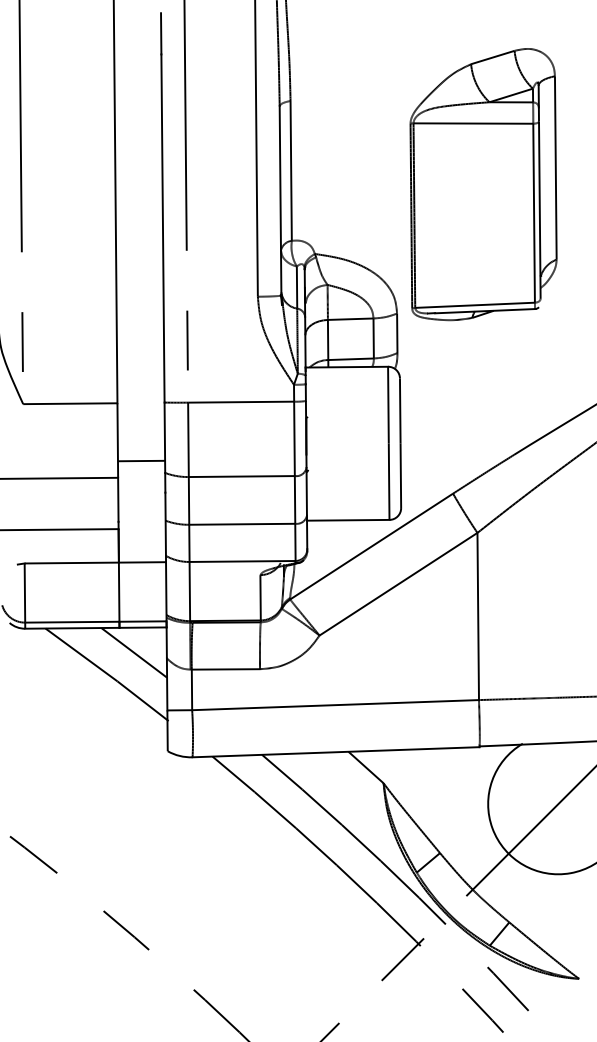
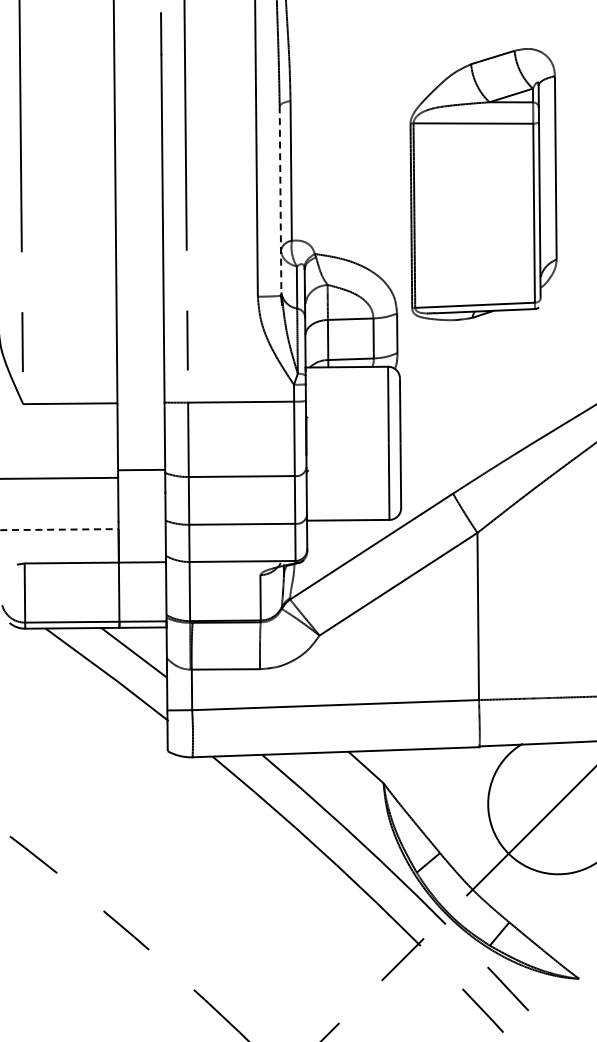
line: solid -> dashed (280, 200)
line position: (141, 460) -> (141, 469) (141, 469)
line: solid -> dashed (59, 529)
